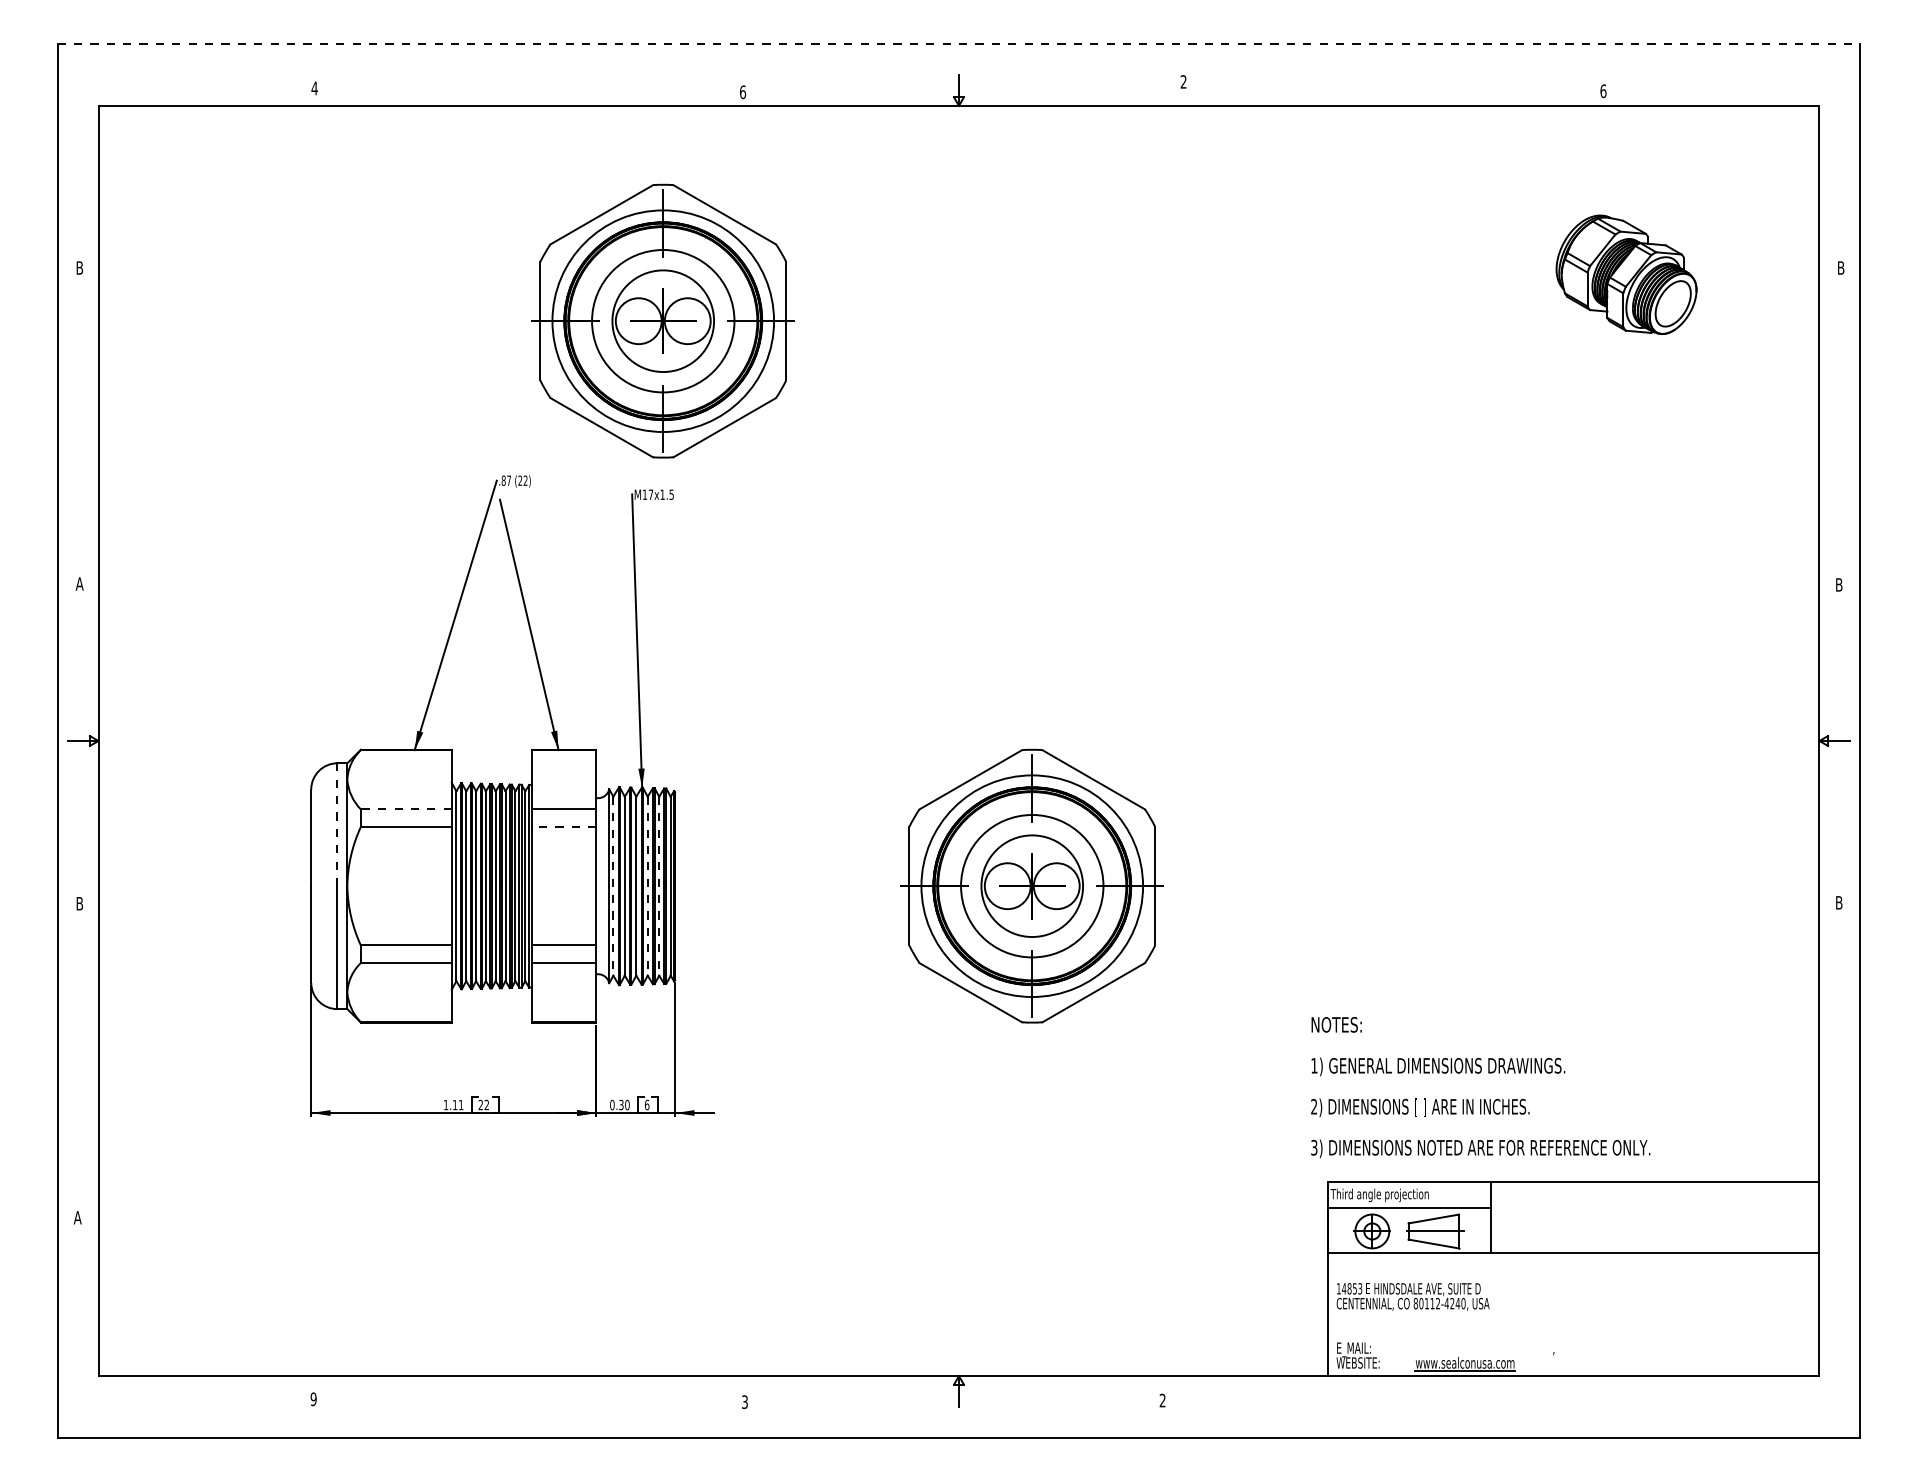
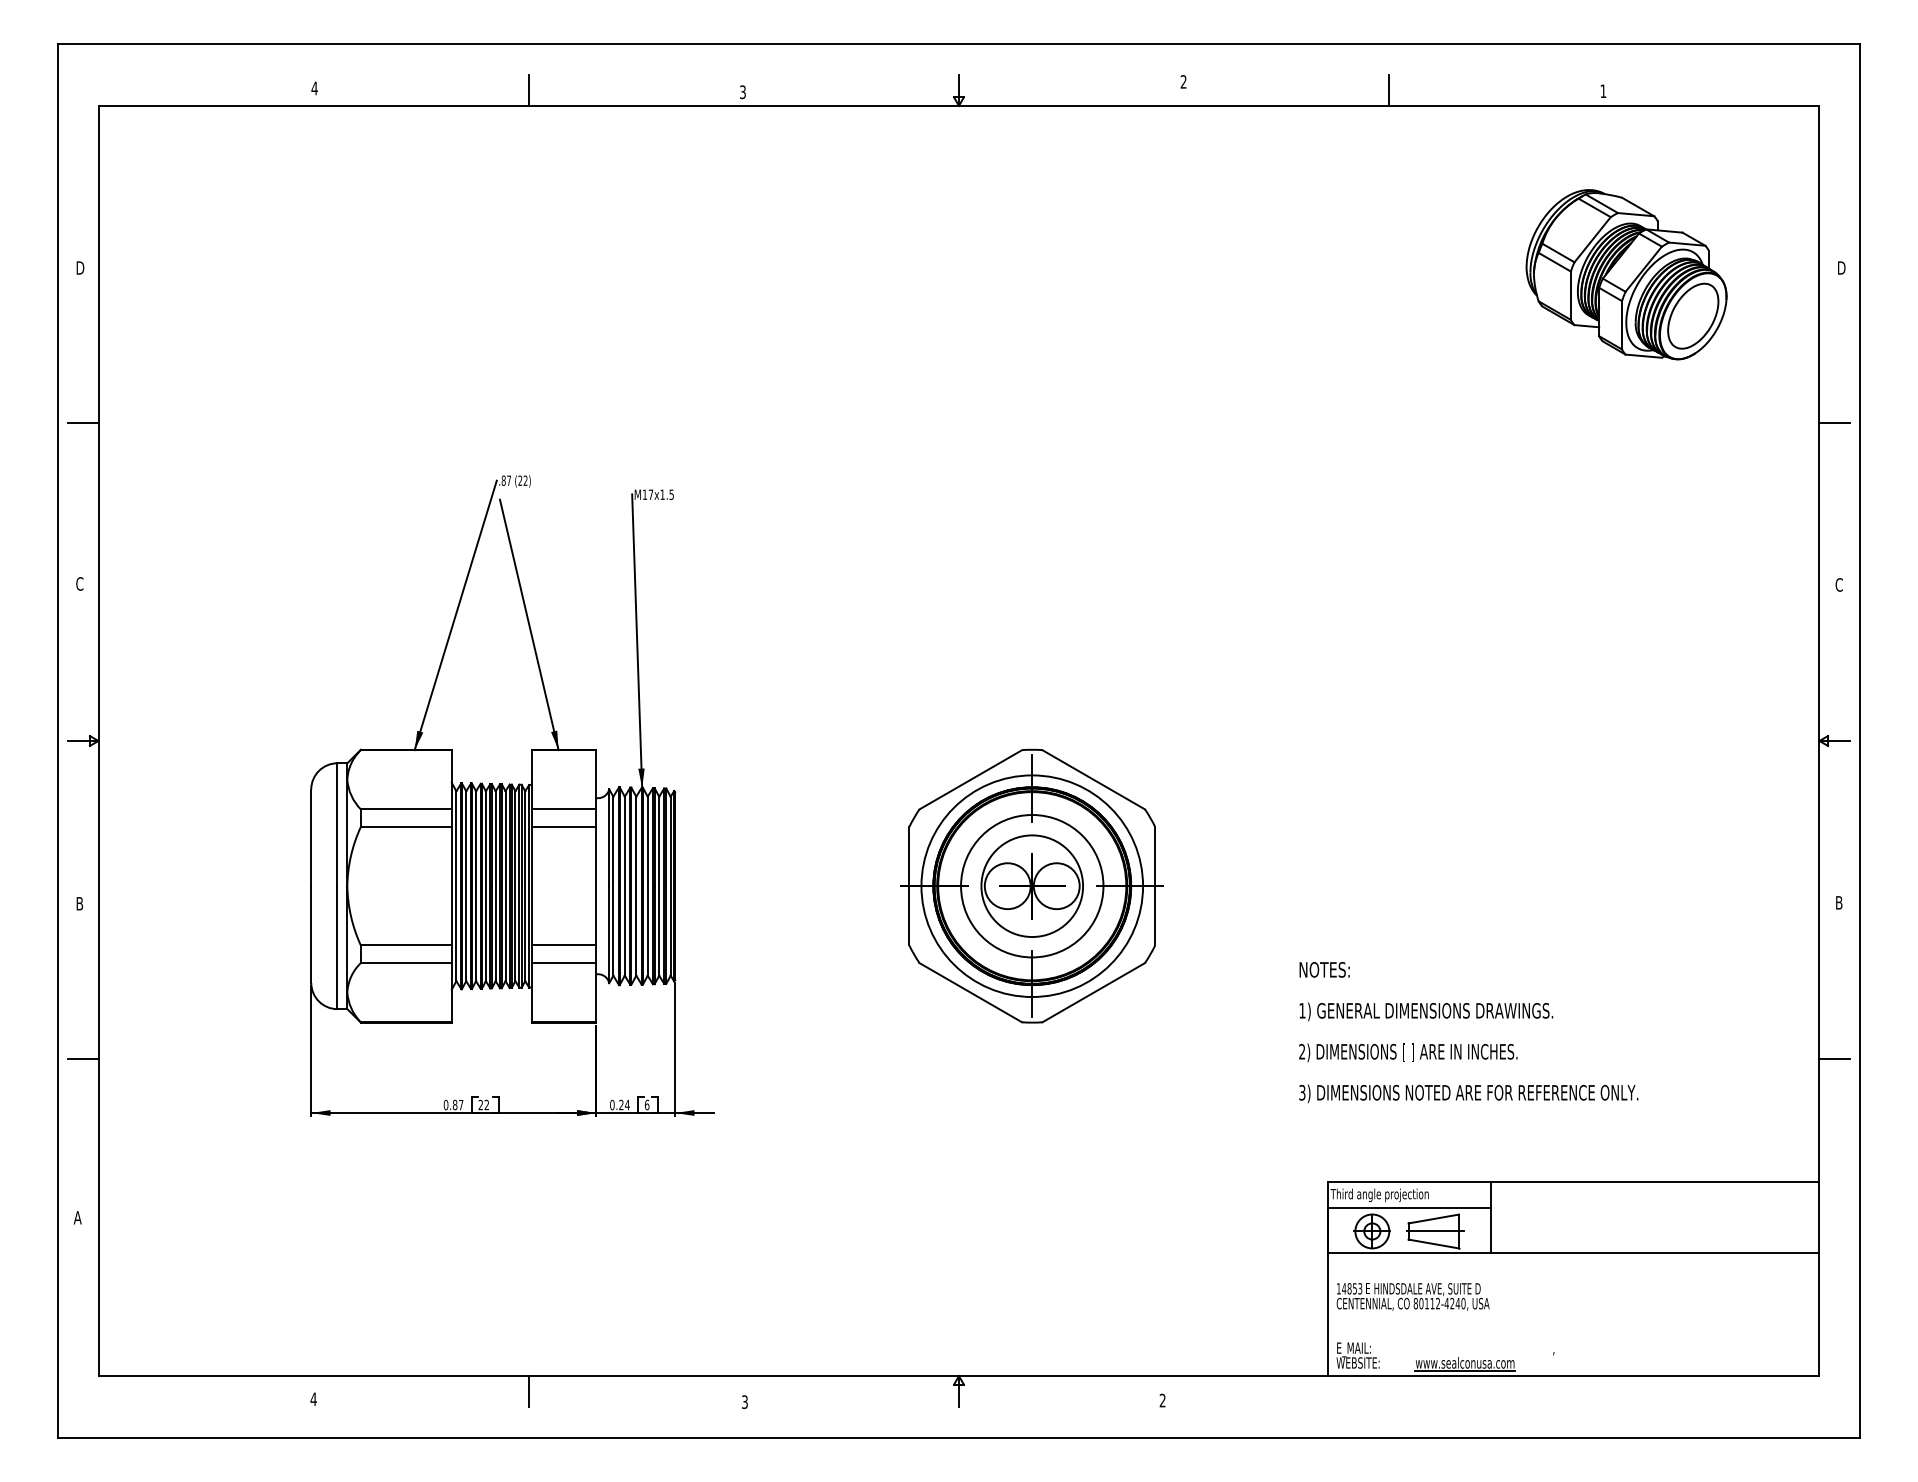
line: dashed -> solid (959, 44)
line: none -> present (528, 90)
line: none -> present (1389, 90)
text: 6 -> 1 (1603, 91)
text: 6 -> 3 (743, 92)
text: B -> D (81, 268)
text: B -> D (1842, 268)
part size: 143x121 px -> 203x172 px (1626, 274)
part: present -> none (662, 320)
line: none -> present (82, 423)
line: none -> present (1834, 423)
text: A -> C (79, 583)
text: B -> C (1838, 584)
line: dashed -> solid (405, 809)
line: dashed -> solid (337, 825)
line: dashed -> solid (563, 827)
line: dashed -> solid (613, 886)
line: dashed -> solid (647, 886)
line: dashed -> solid (659, 886)
line: none -> present (82, 1058)
line: none -> present (1834, 1058)
text position: (1480, 1087) -> (1468, 1032) (1468, 1032)
text: 1.11 -> 0.87 (453, 1104)
text: 0.30 -> 0.24 (624, 1104)
line: none -> present (528, 1391)
text: 9 -> 4 (313, 1399)
